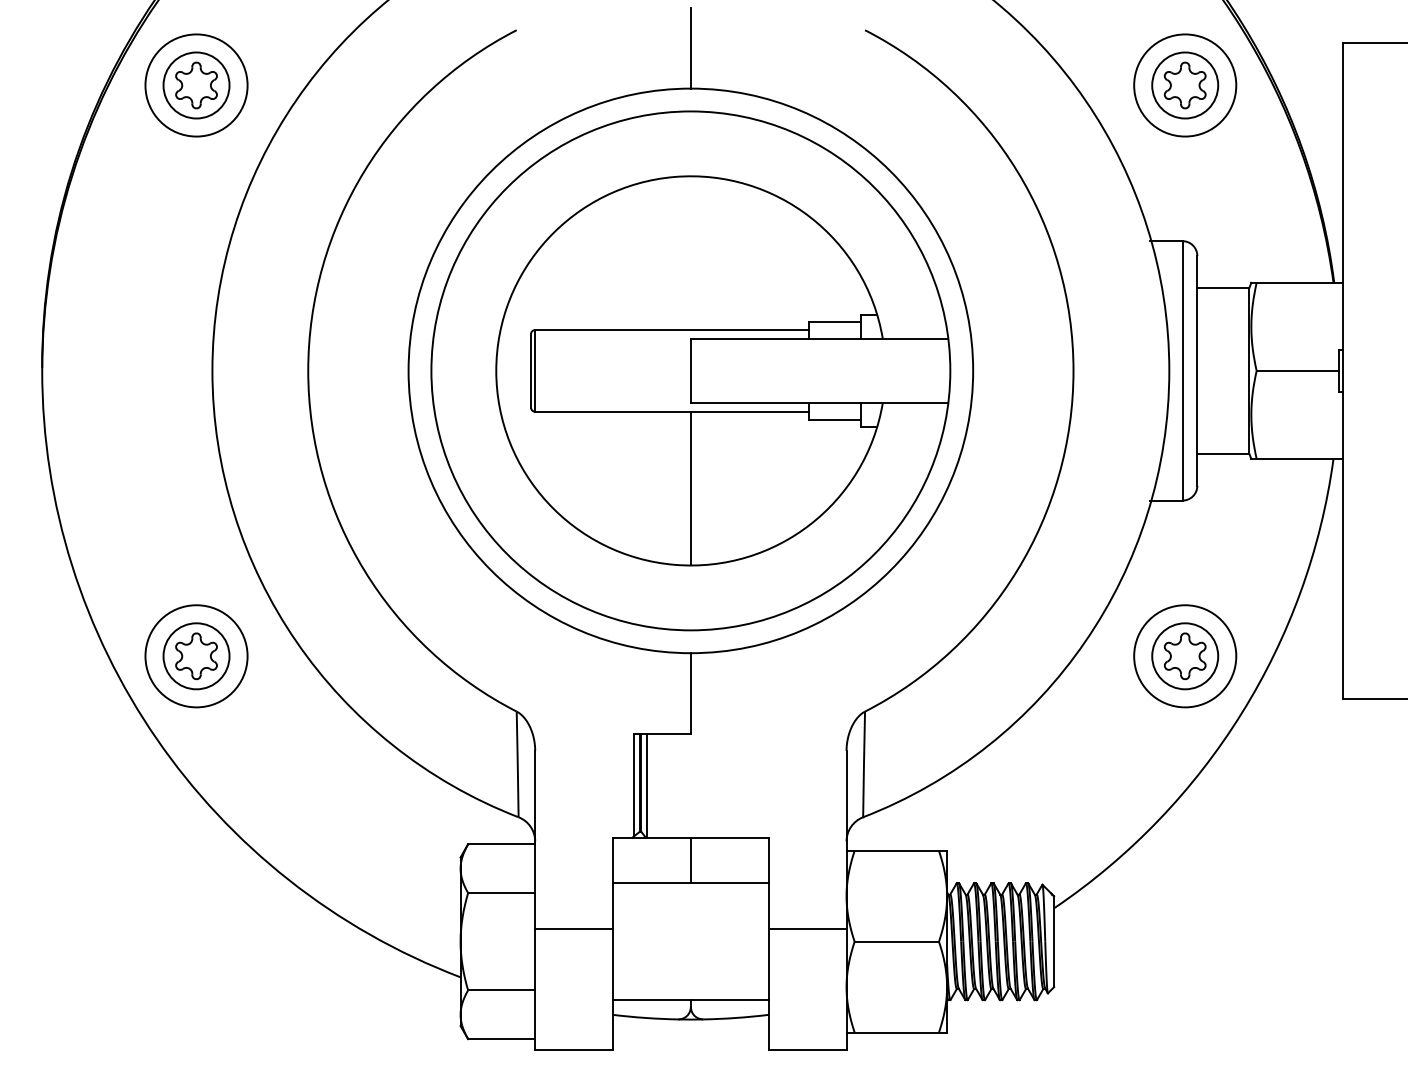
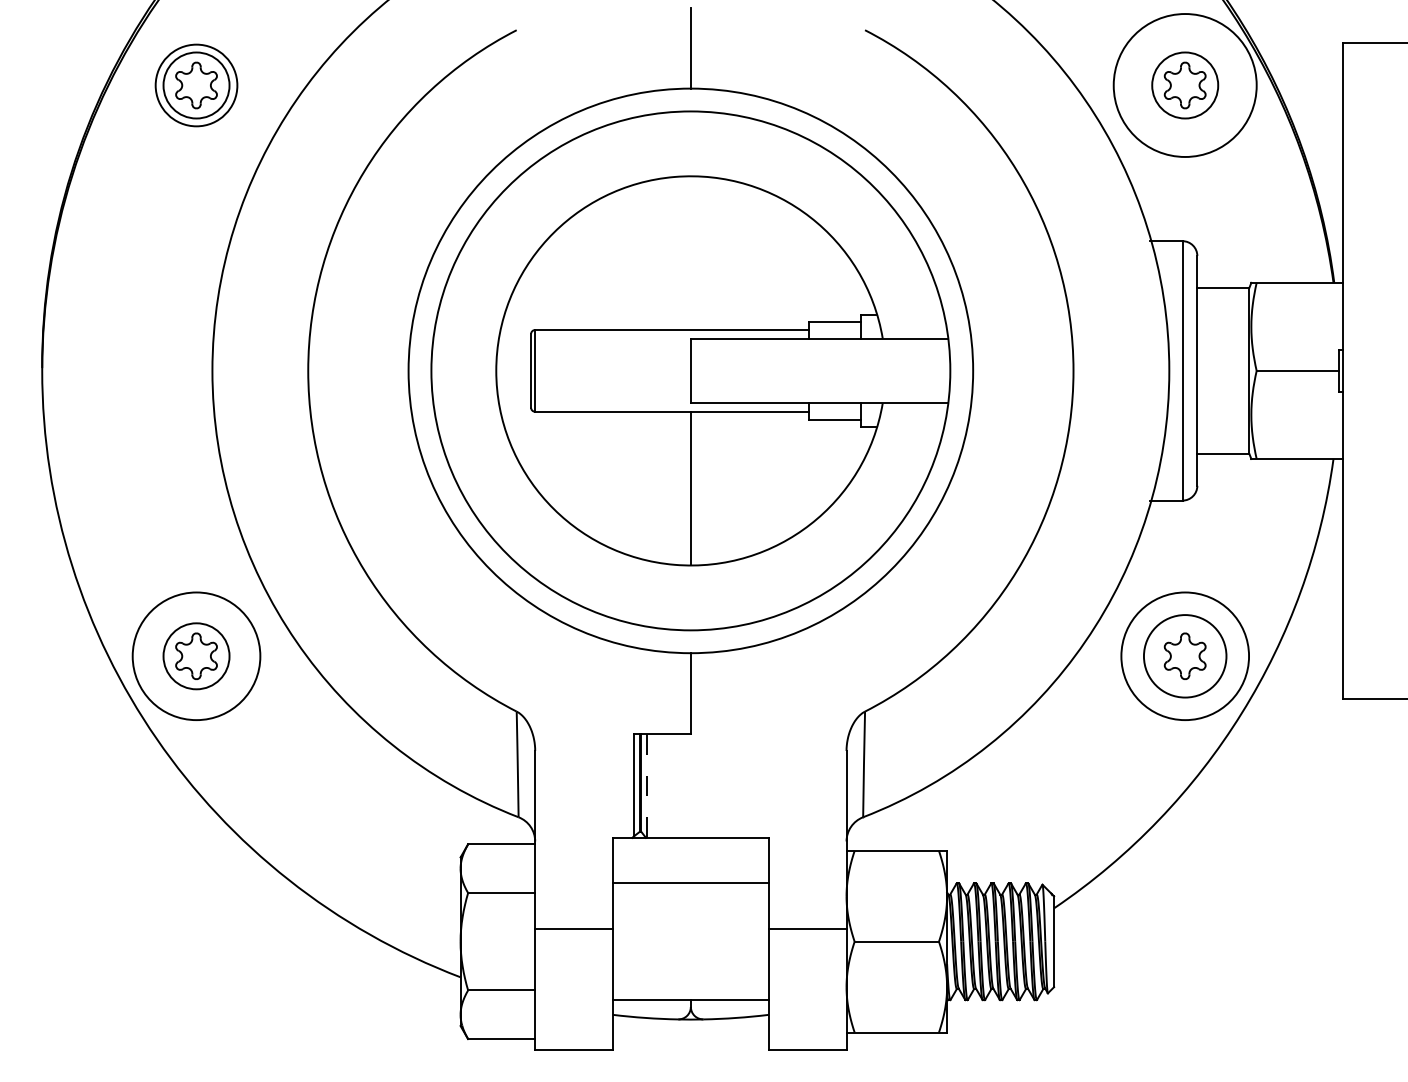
circle diameter: 102 px -> 82 px (196, 85)
circle diameter: 102 px -> 143 px (1184, 85)
circle diameter: 102 px -> 128 px (196, 656)
circle diameter: 102 px -> 128 px (1185, 656)
circle diameter: 66 px -> 83 px (1184, 656)
line: solid -> dashed (647, 786)
line: present -> none (690, 860)
